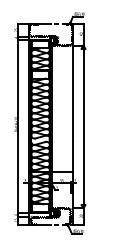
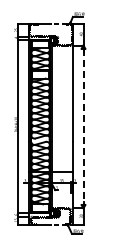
line: solid -> dashed (83, 126)
